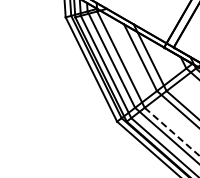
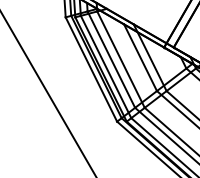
line: none -> present (48, 93)
line: dashed -> solid (172, 132)
